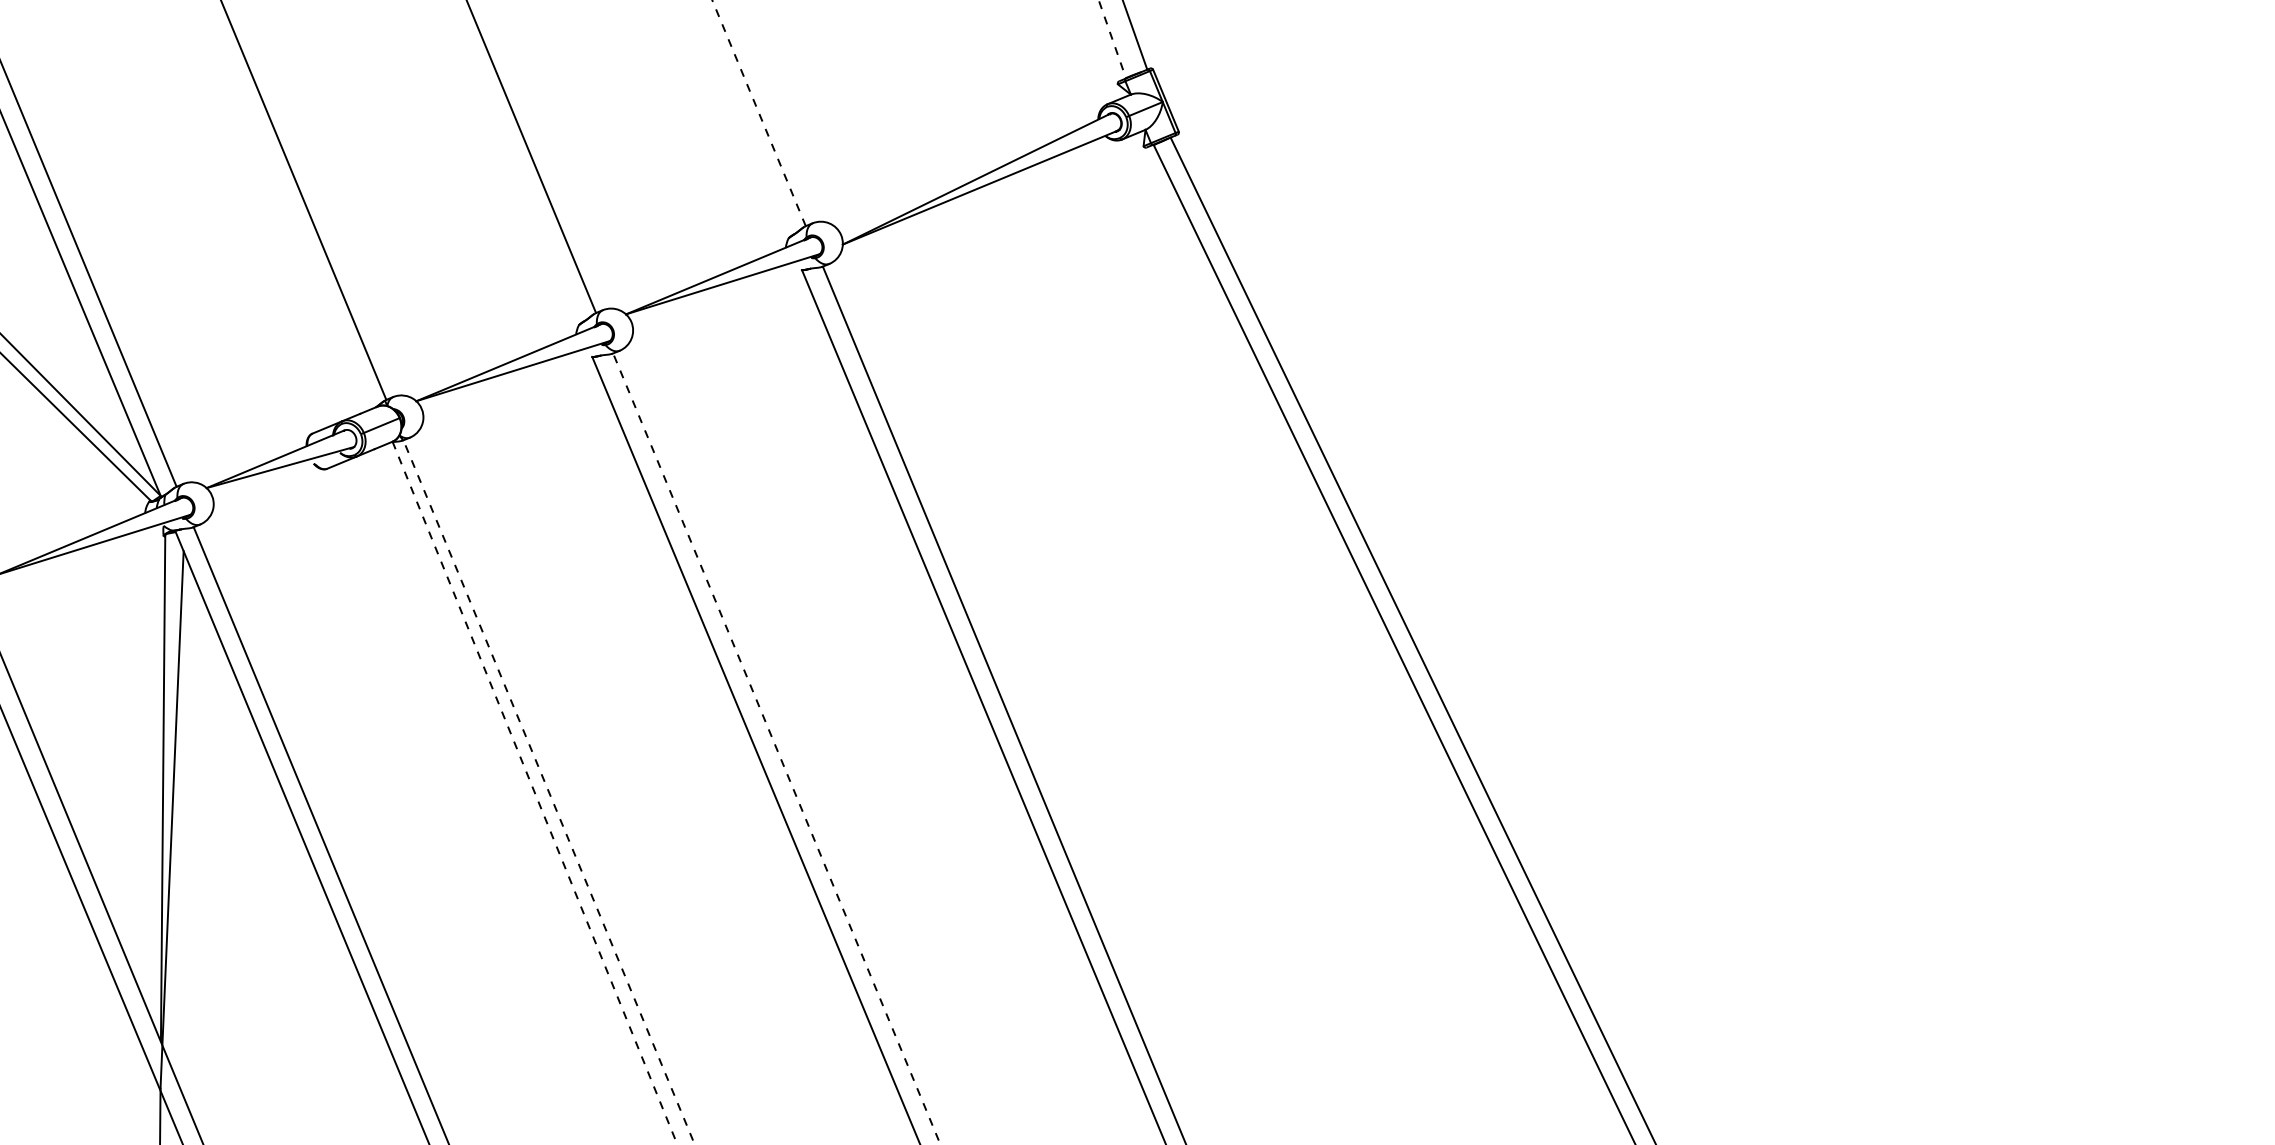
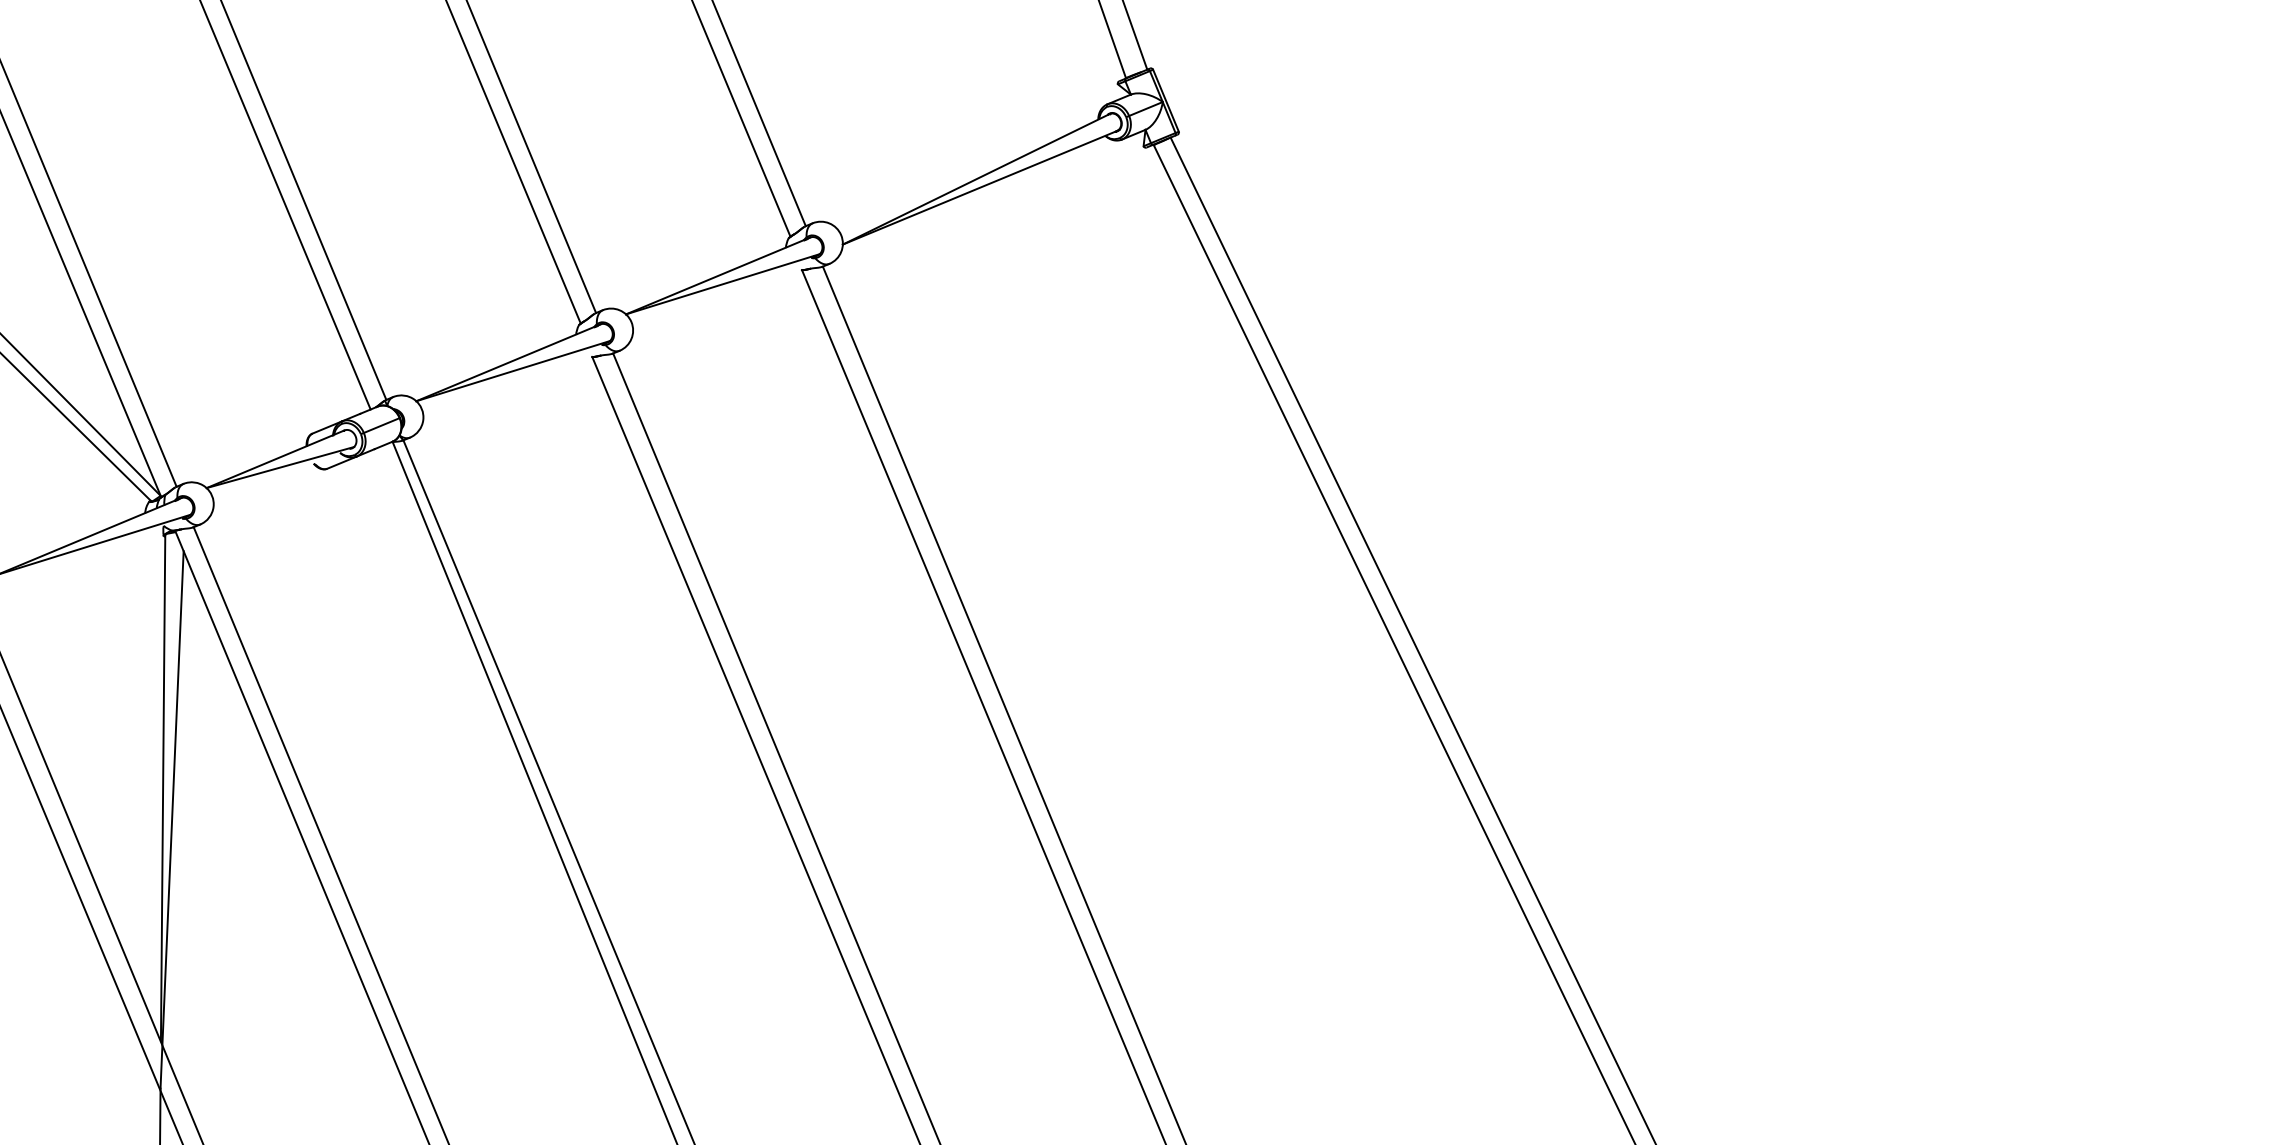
line: dashed -> solid (1112, 39)
line: dashed -> solid (759, 113)
line: none -> present (741, 119)
line: none -> present (513, 162)
line: none -> present (285, 205)
line: dashed -> solid (776, 748)
line: dashed -> solid (549, 792)
line: dashed -> solid (535, 793)
